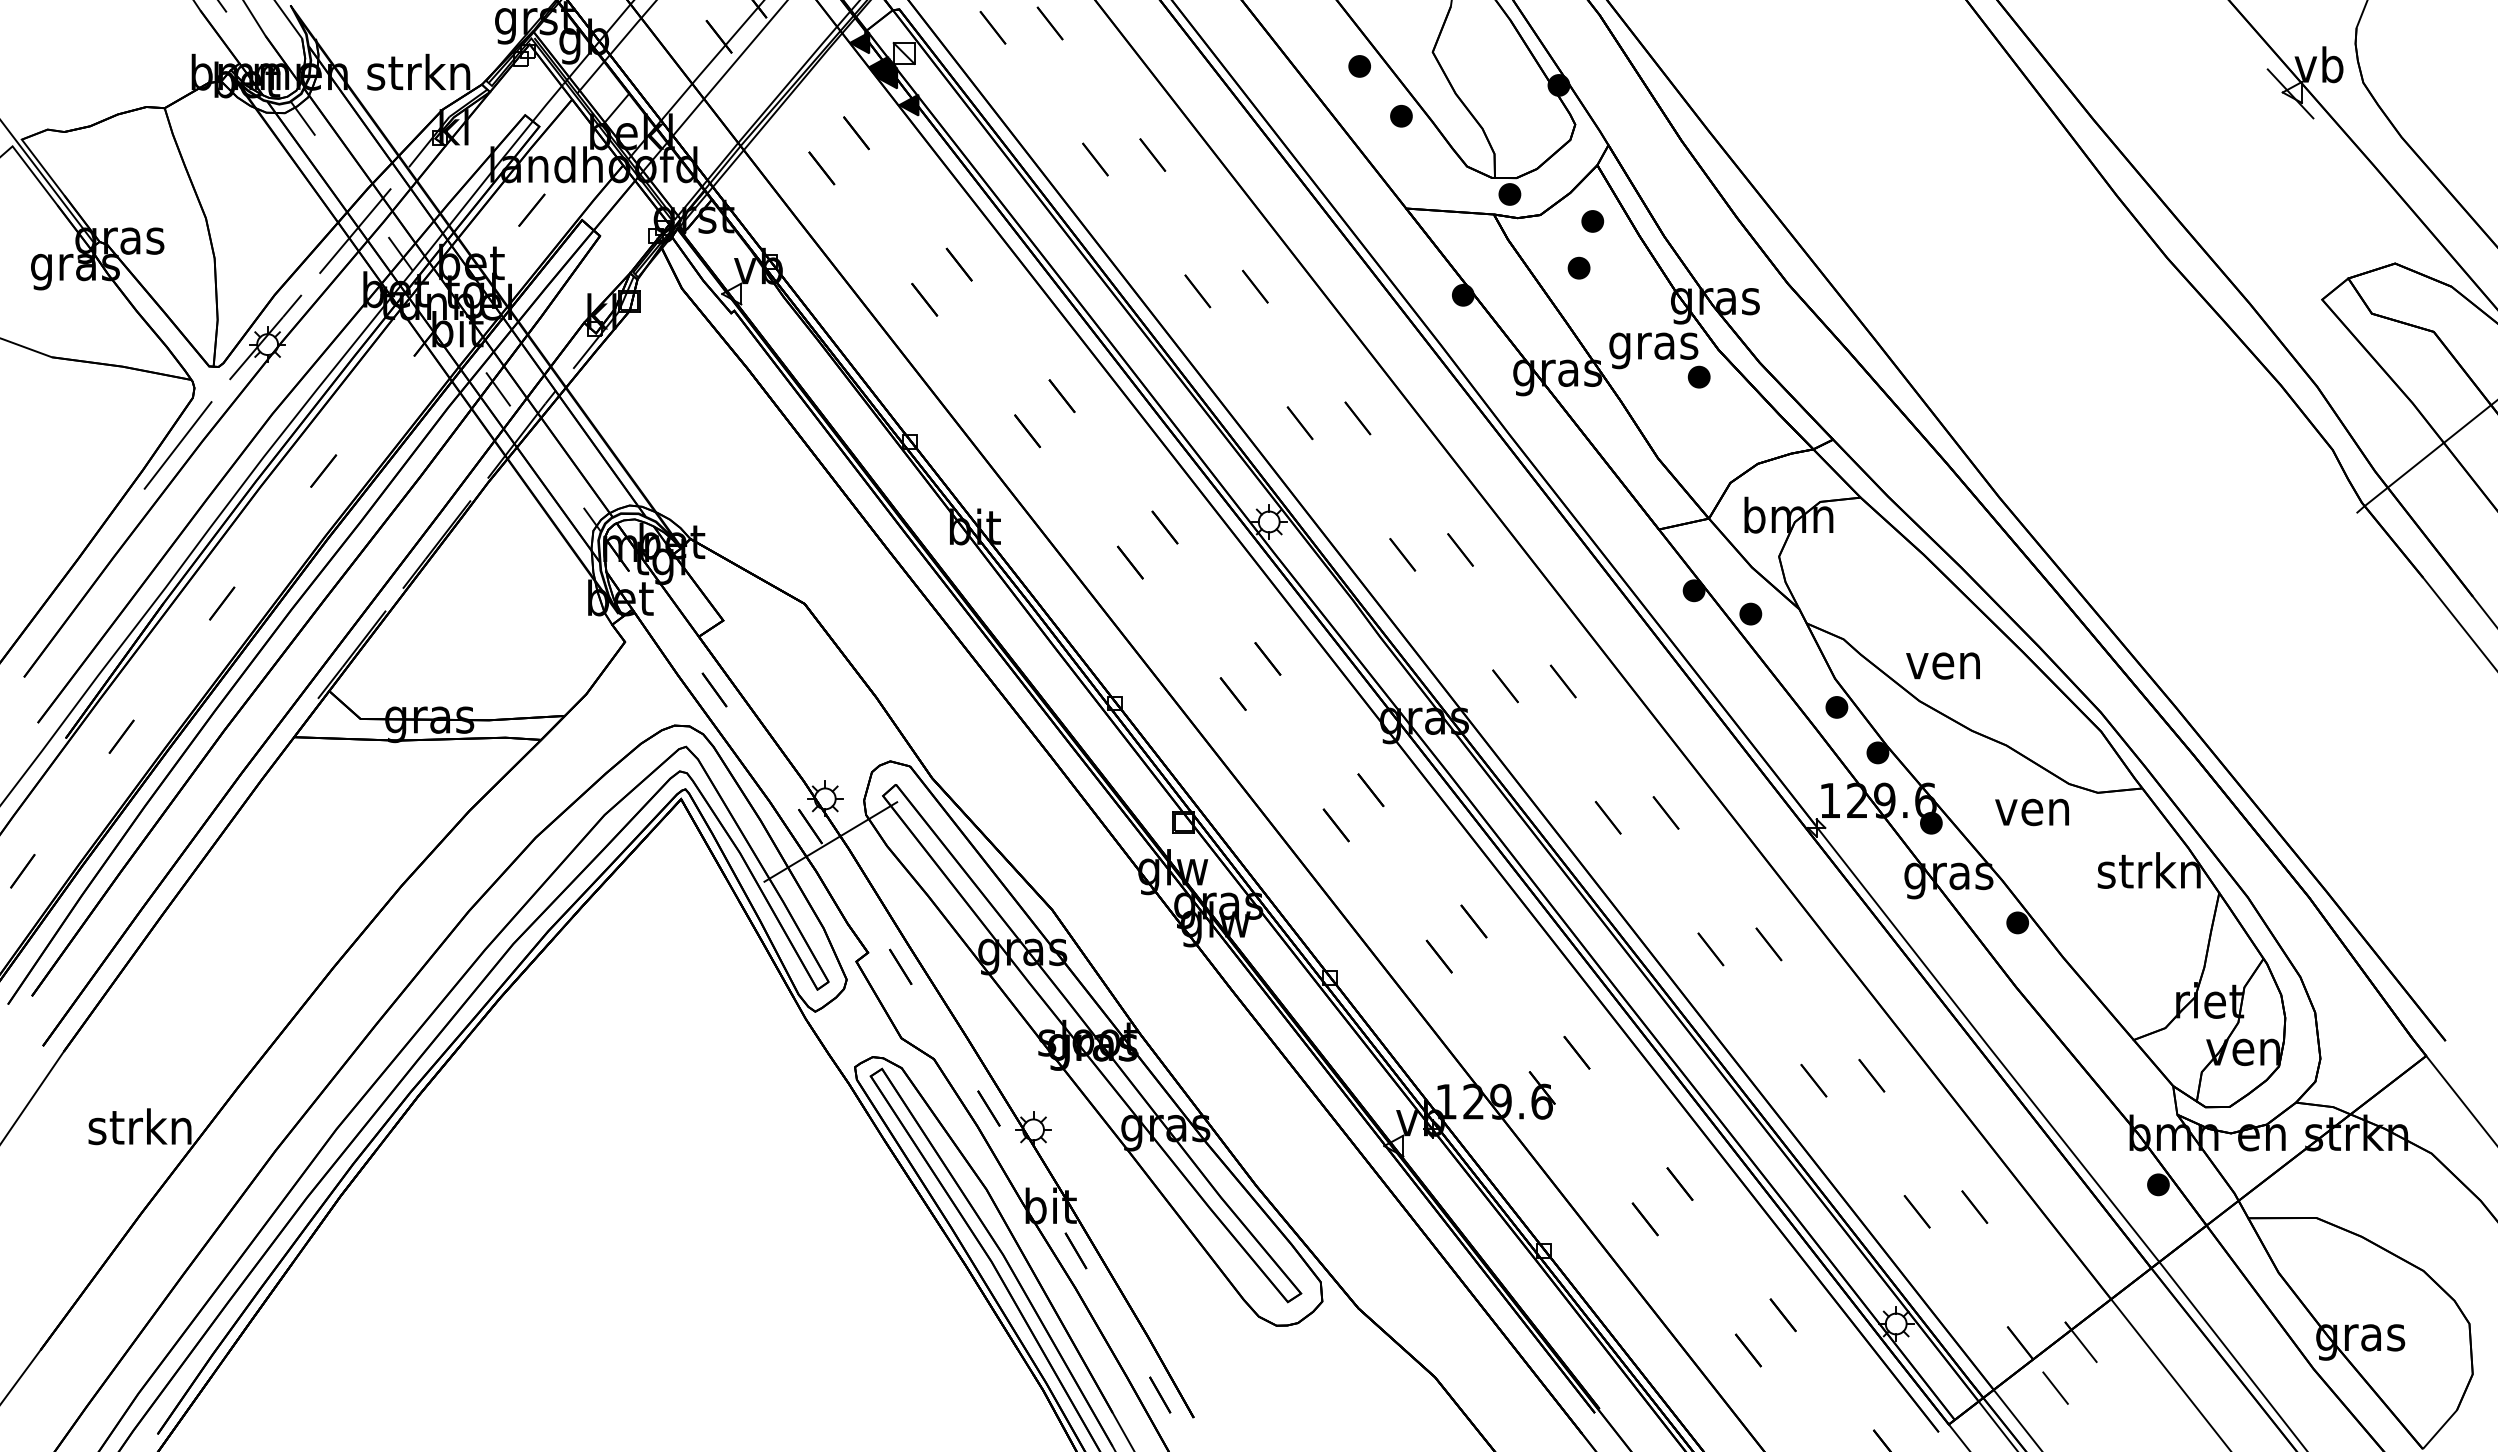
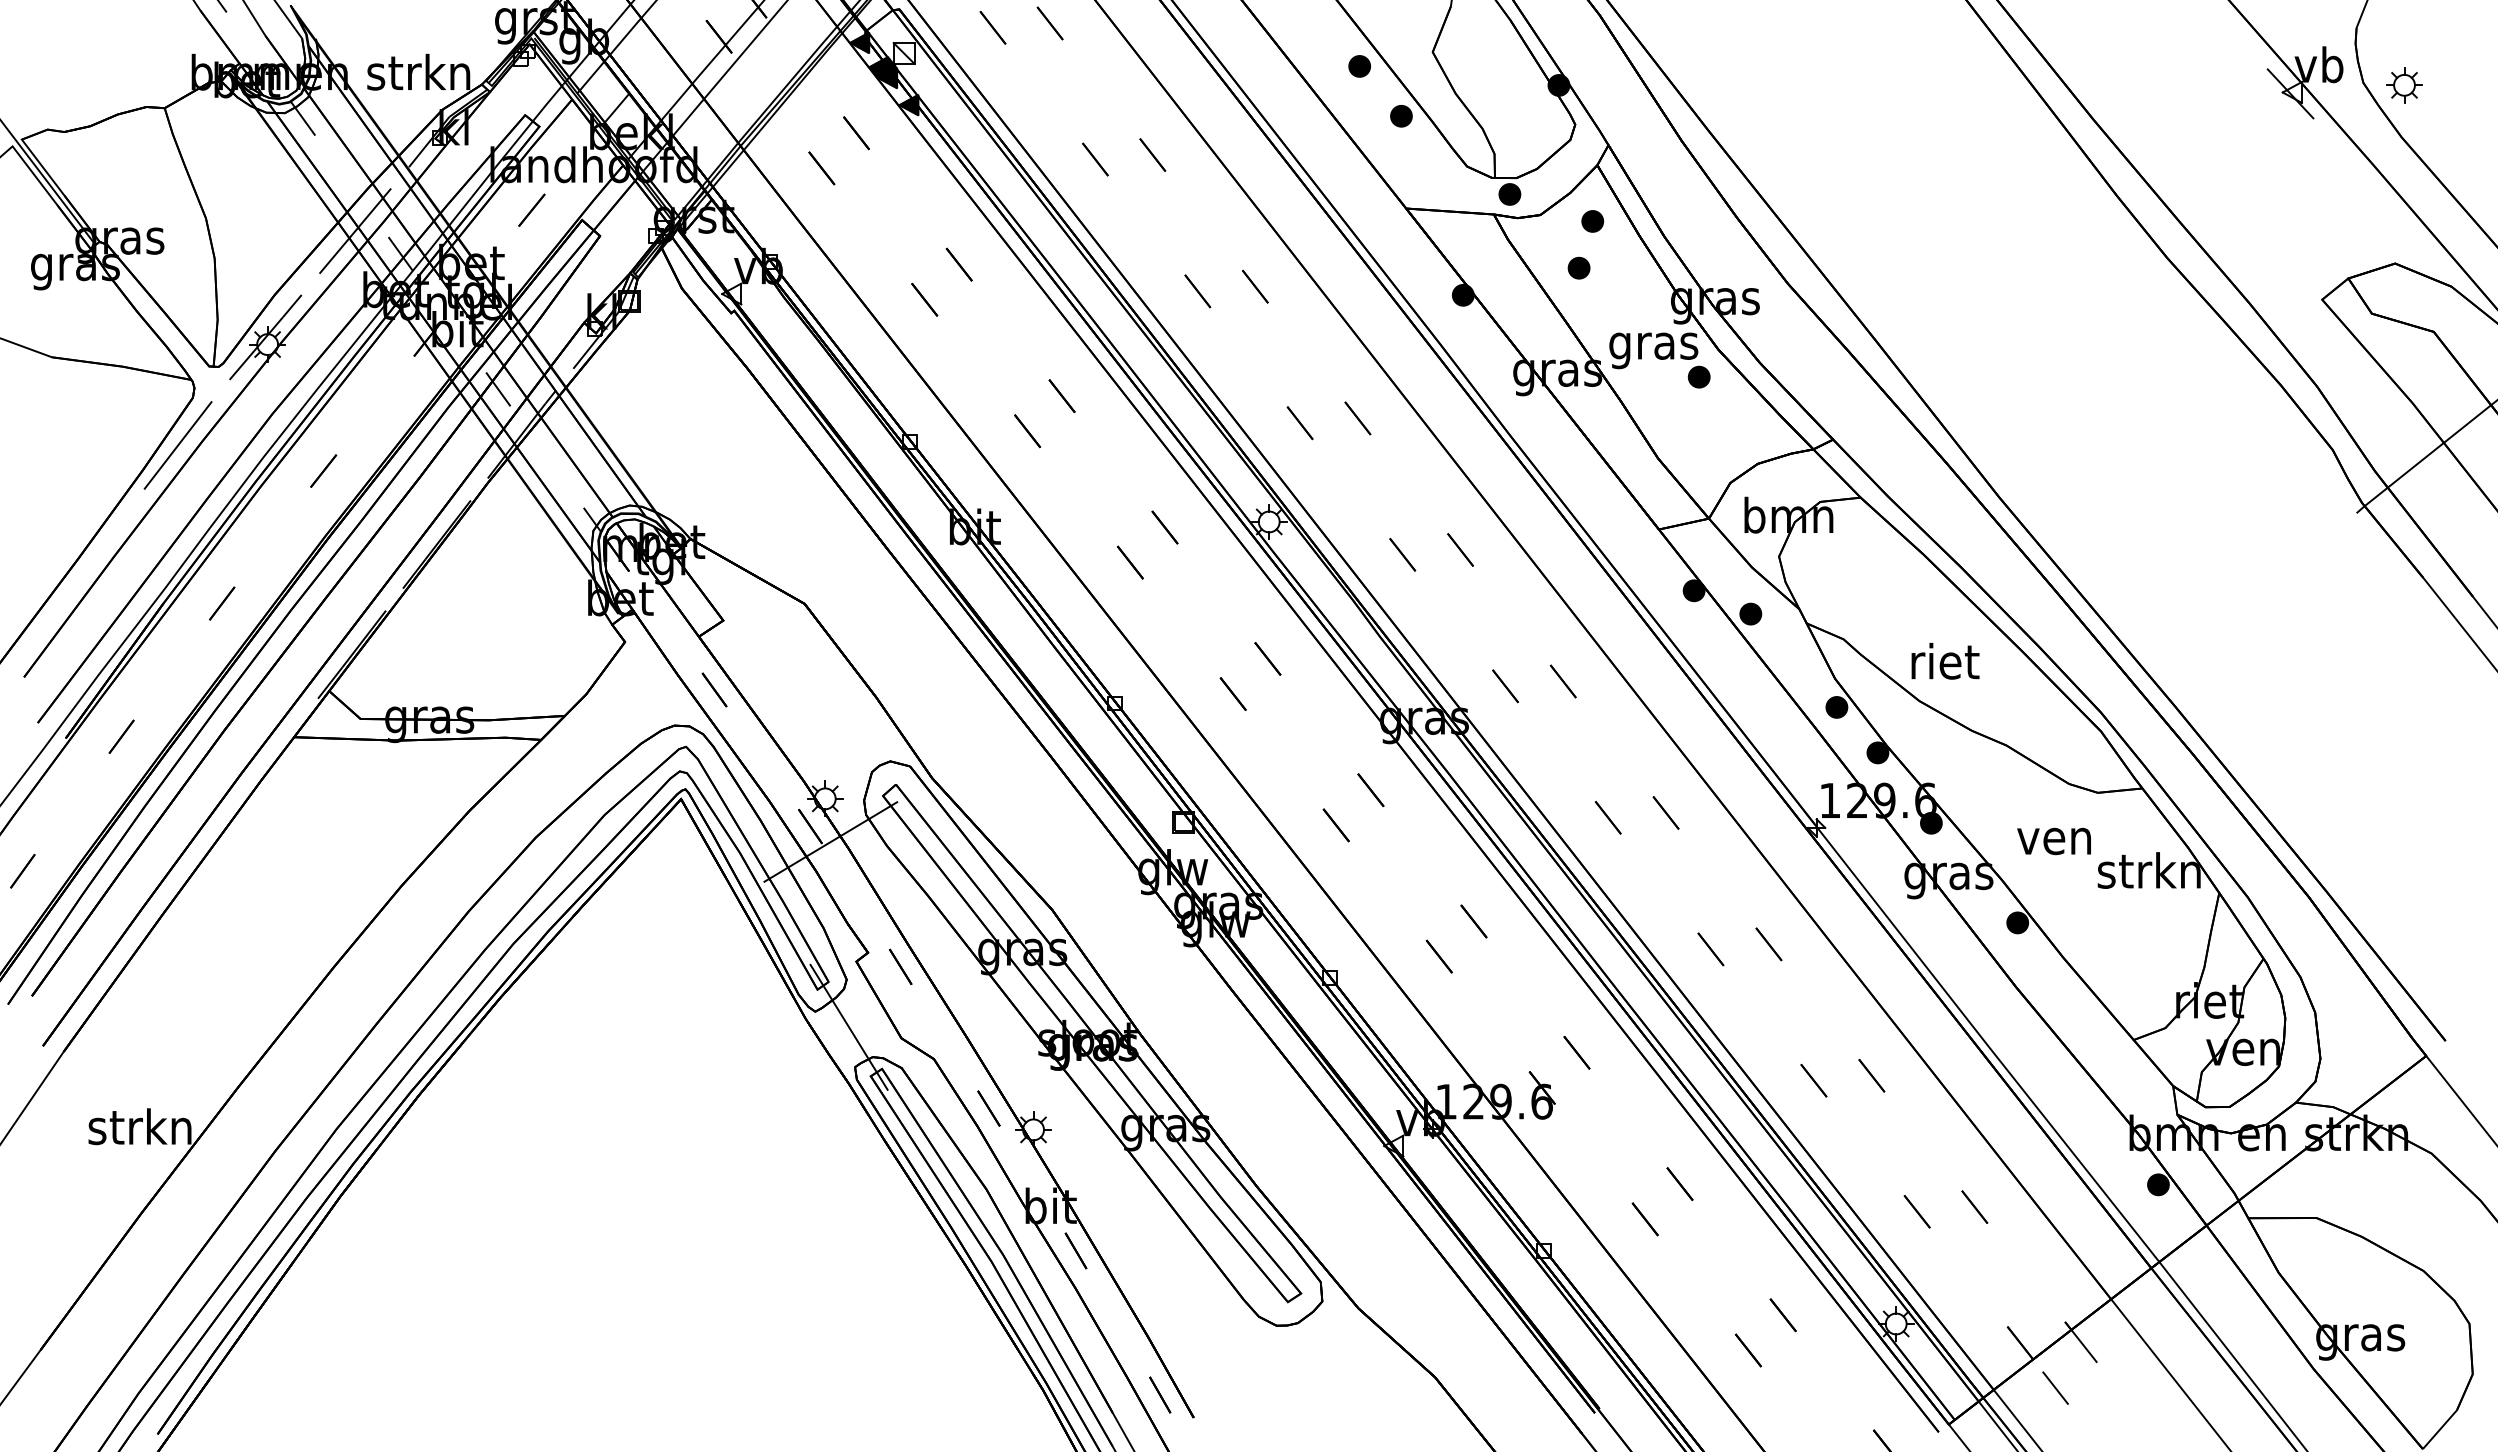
part: none -> present (2404, 85)
text: ven -> riet (1942, 661)
text position: (2031, 812) -> (2053, 841) (2053, 841)
line: none -> present (848, 1026)
